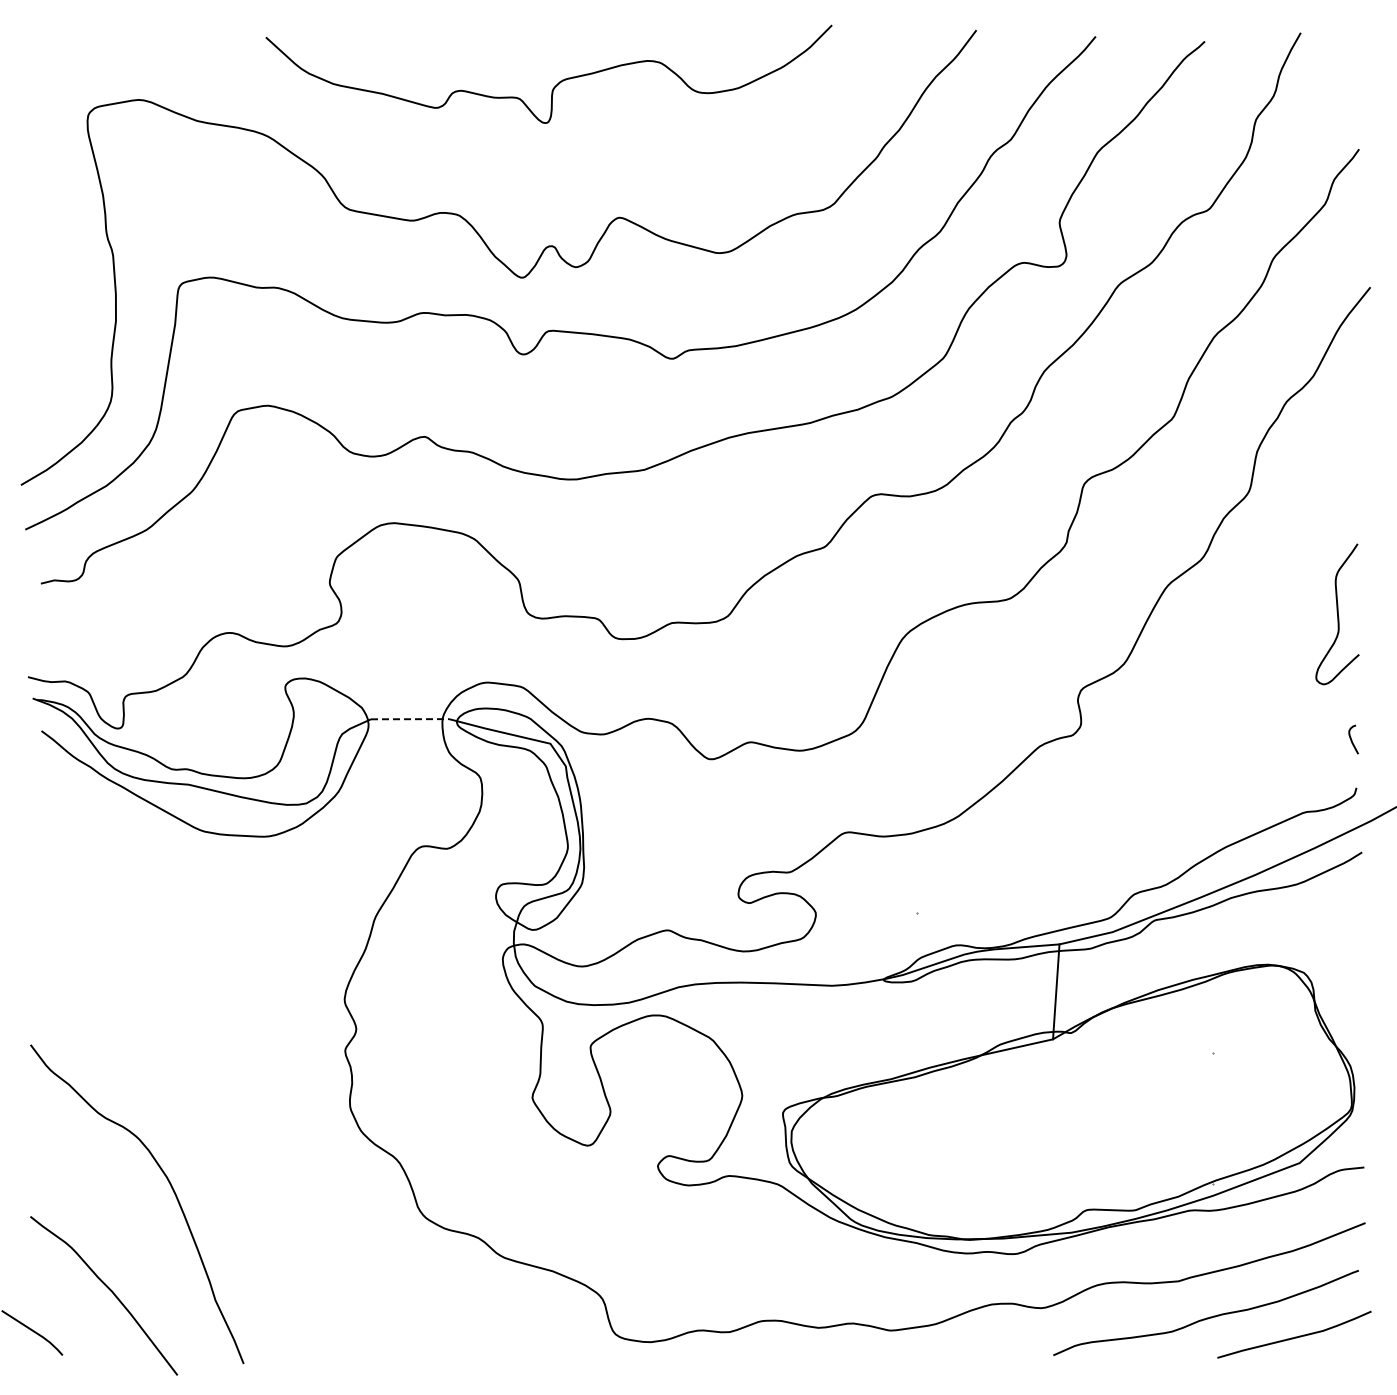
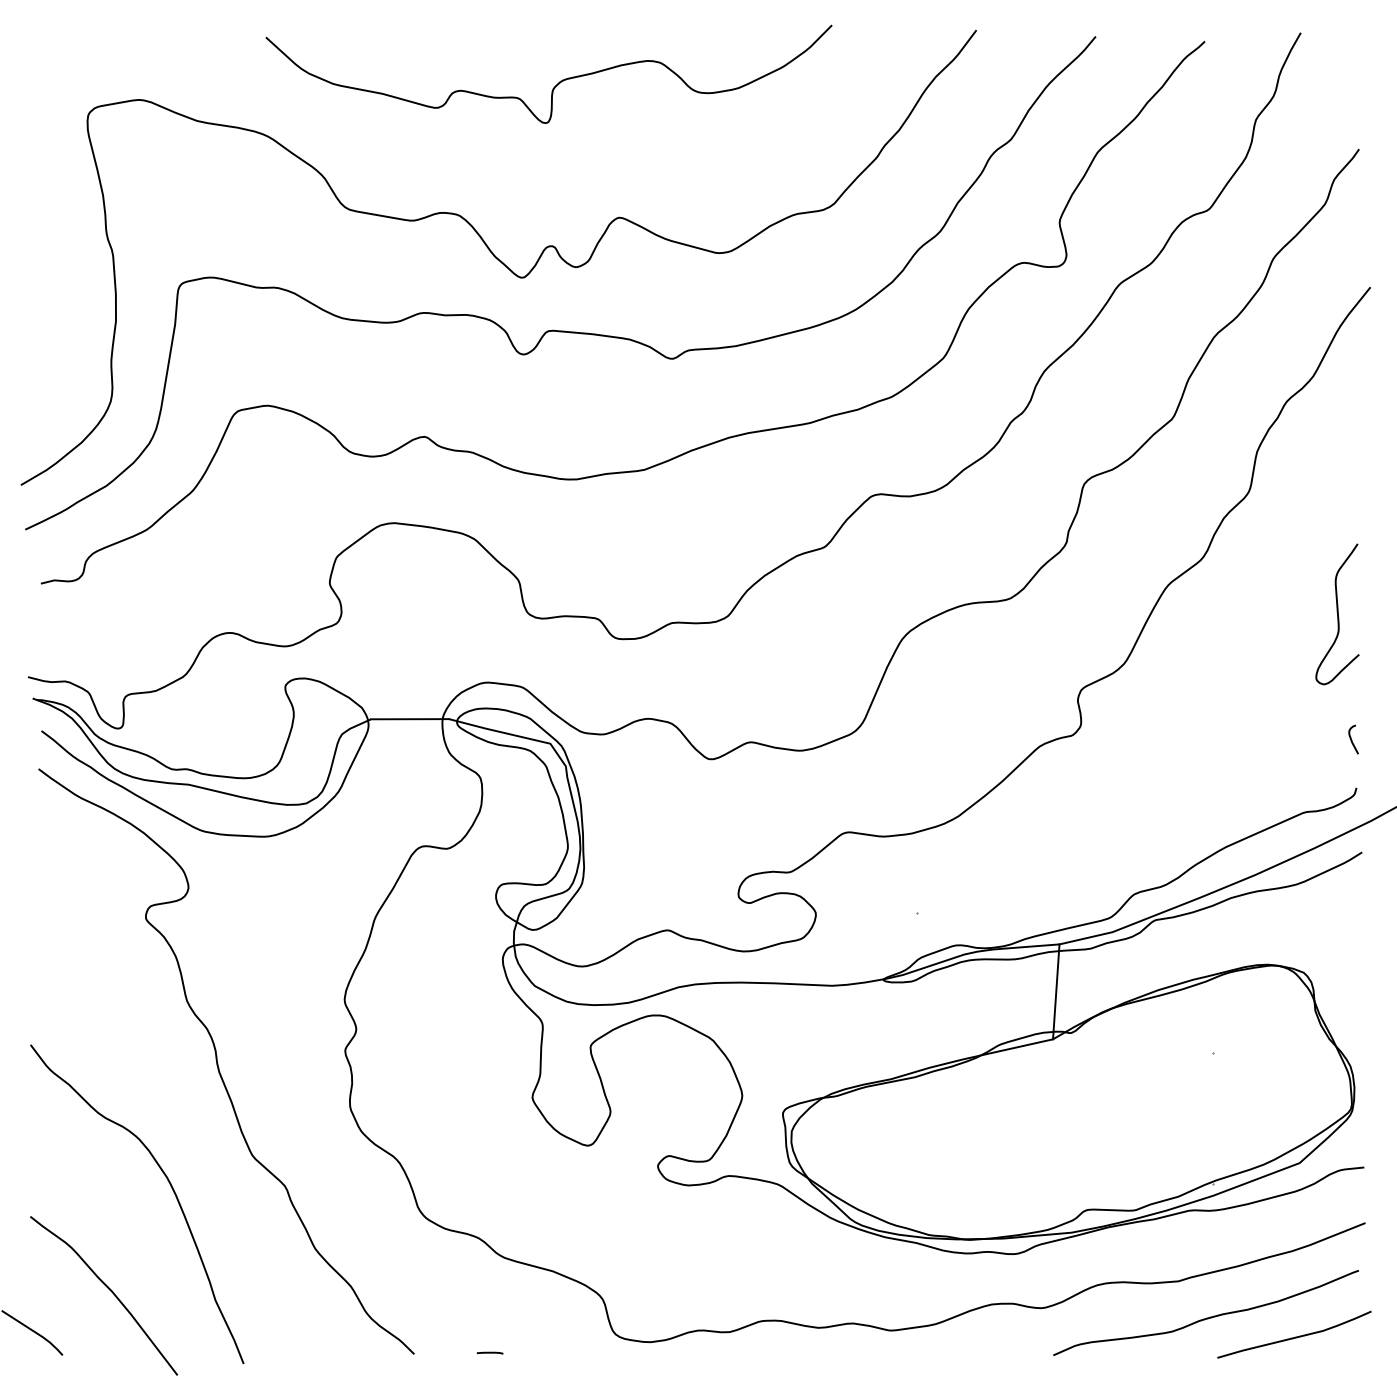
line: dashed -> solid (410, 719)
curve: none -> present (218, 1063)
line: none -> present (489, 1352)
